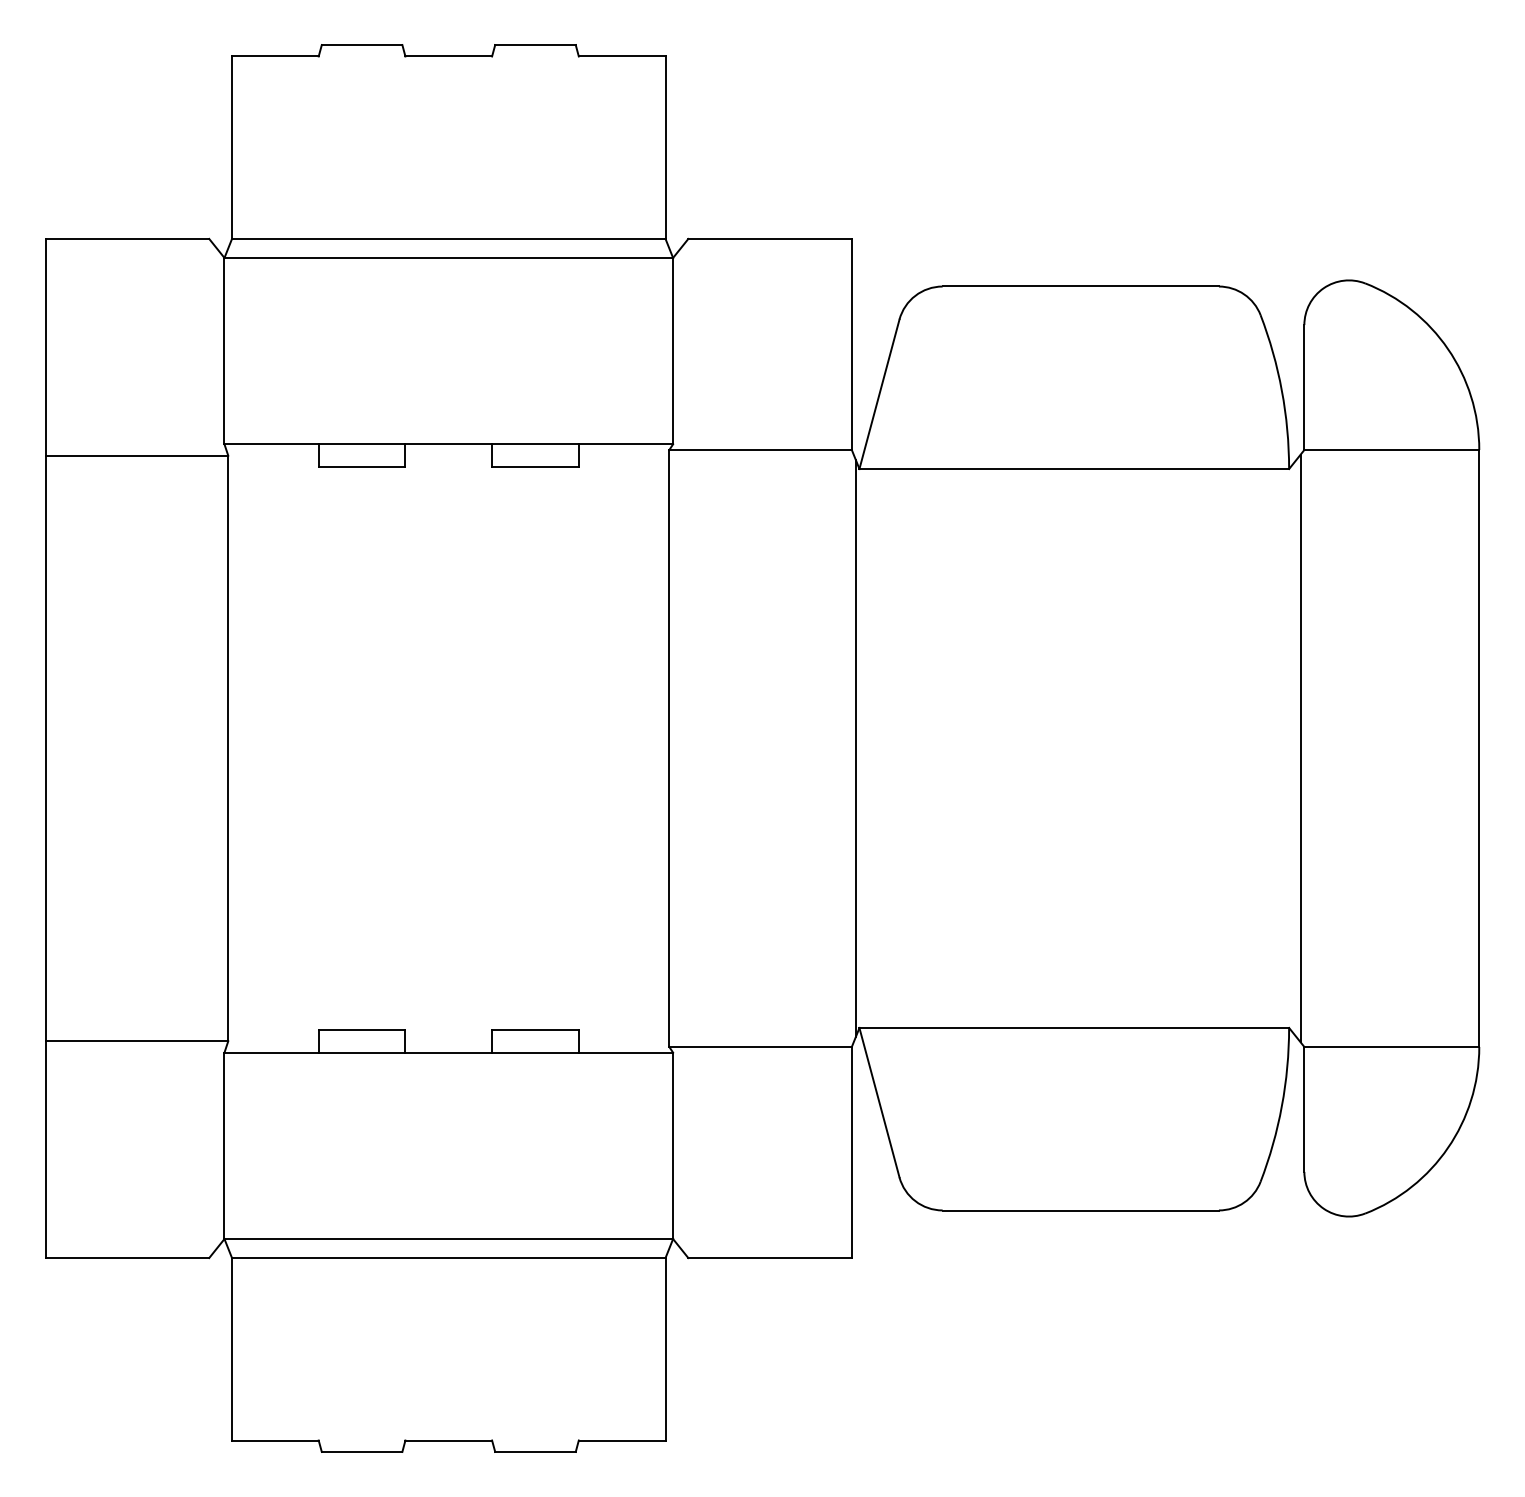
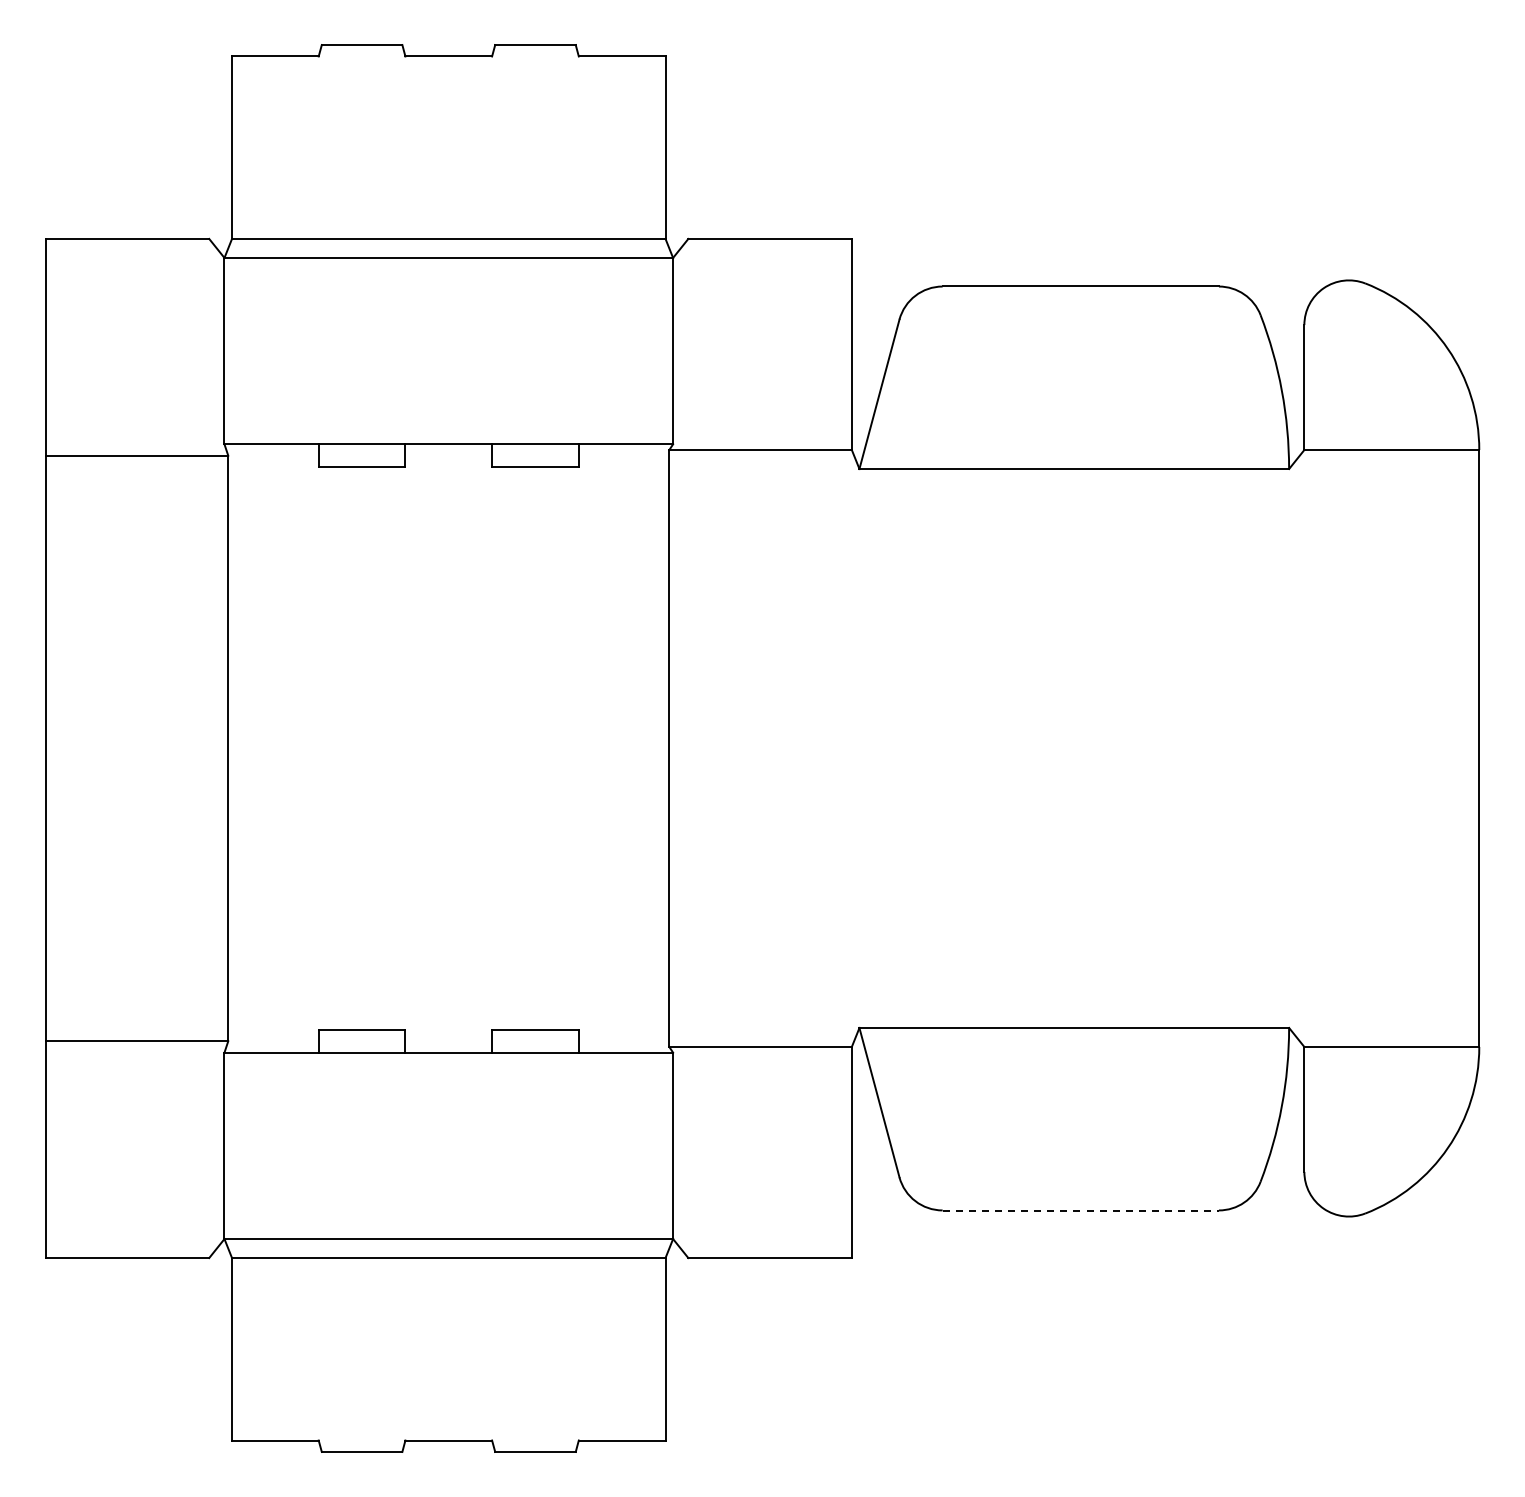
line: present -> none (855, 748)
line: present -> none (1300, 748)
line: solid -> dashed (1081, 1210)
